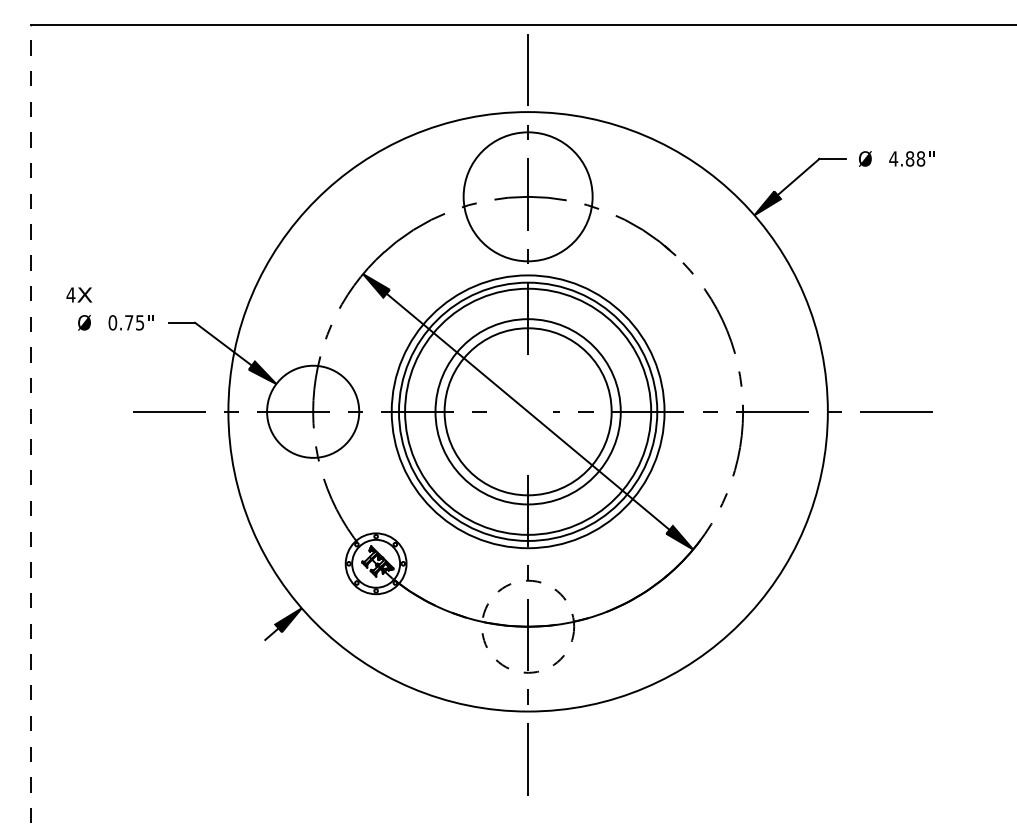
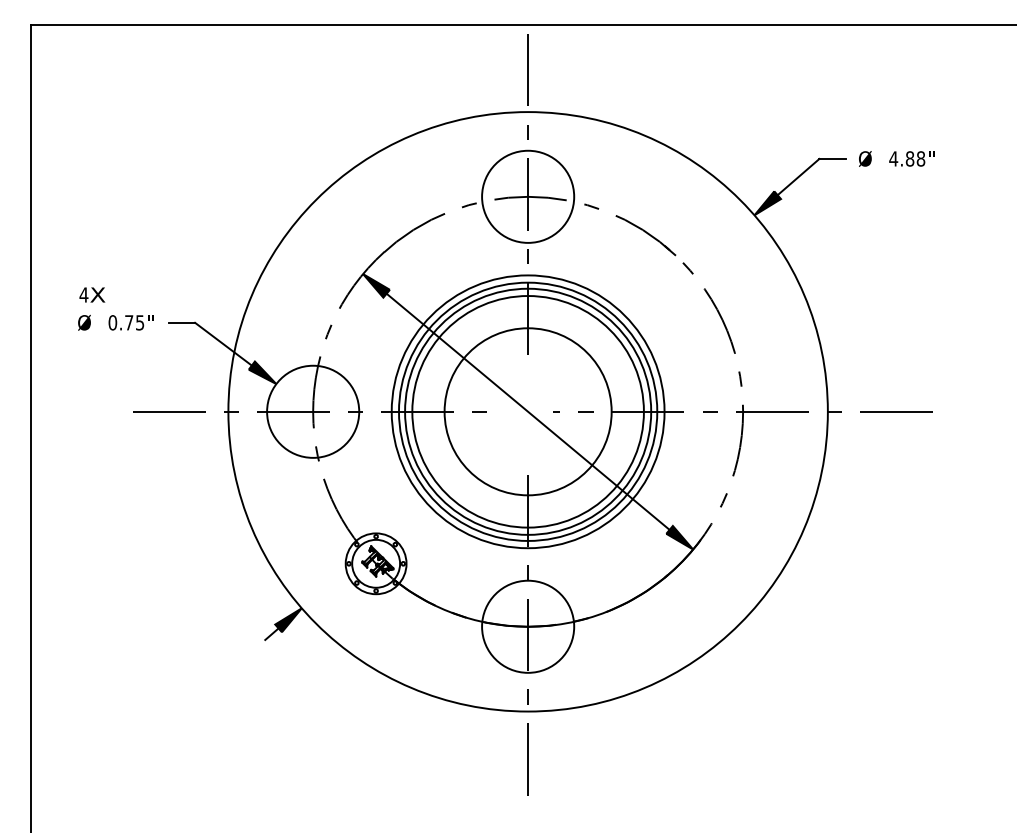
circle diameter: 129 px -> 92 px (528, 196)
text position: (79, 294) -> (92, 294) (92, 294)
circle diameter: 185 px -> 232 px (527, 411)
line: dashed -> solid (30, 428)
circle: dashed -> solid (528, 626)
